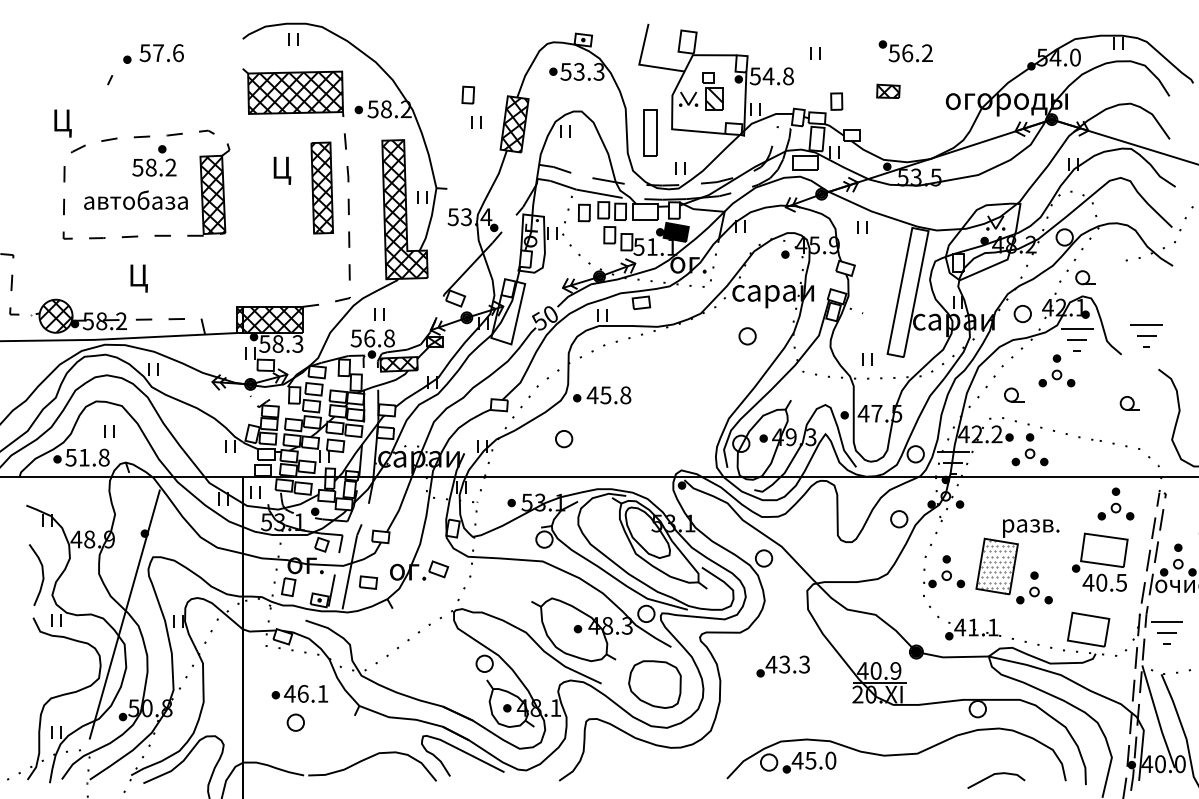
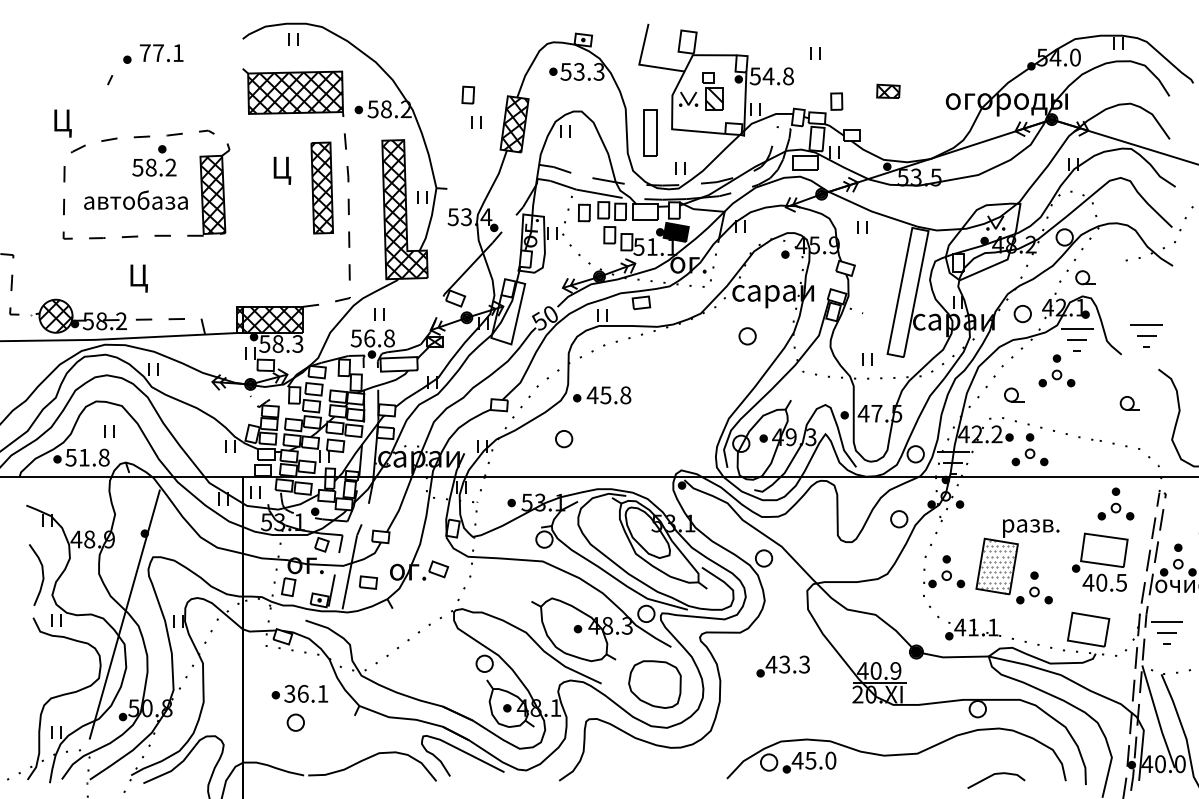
part: present -> none (905, 51)
text: 57.6 -> 77.1 (161, 53)
hatch: present -> none (398, 364)
text: 46.1 -> 36.1 (289, 693)
